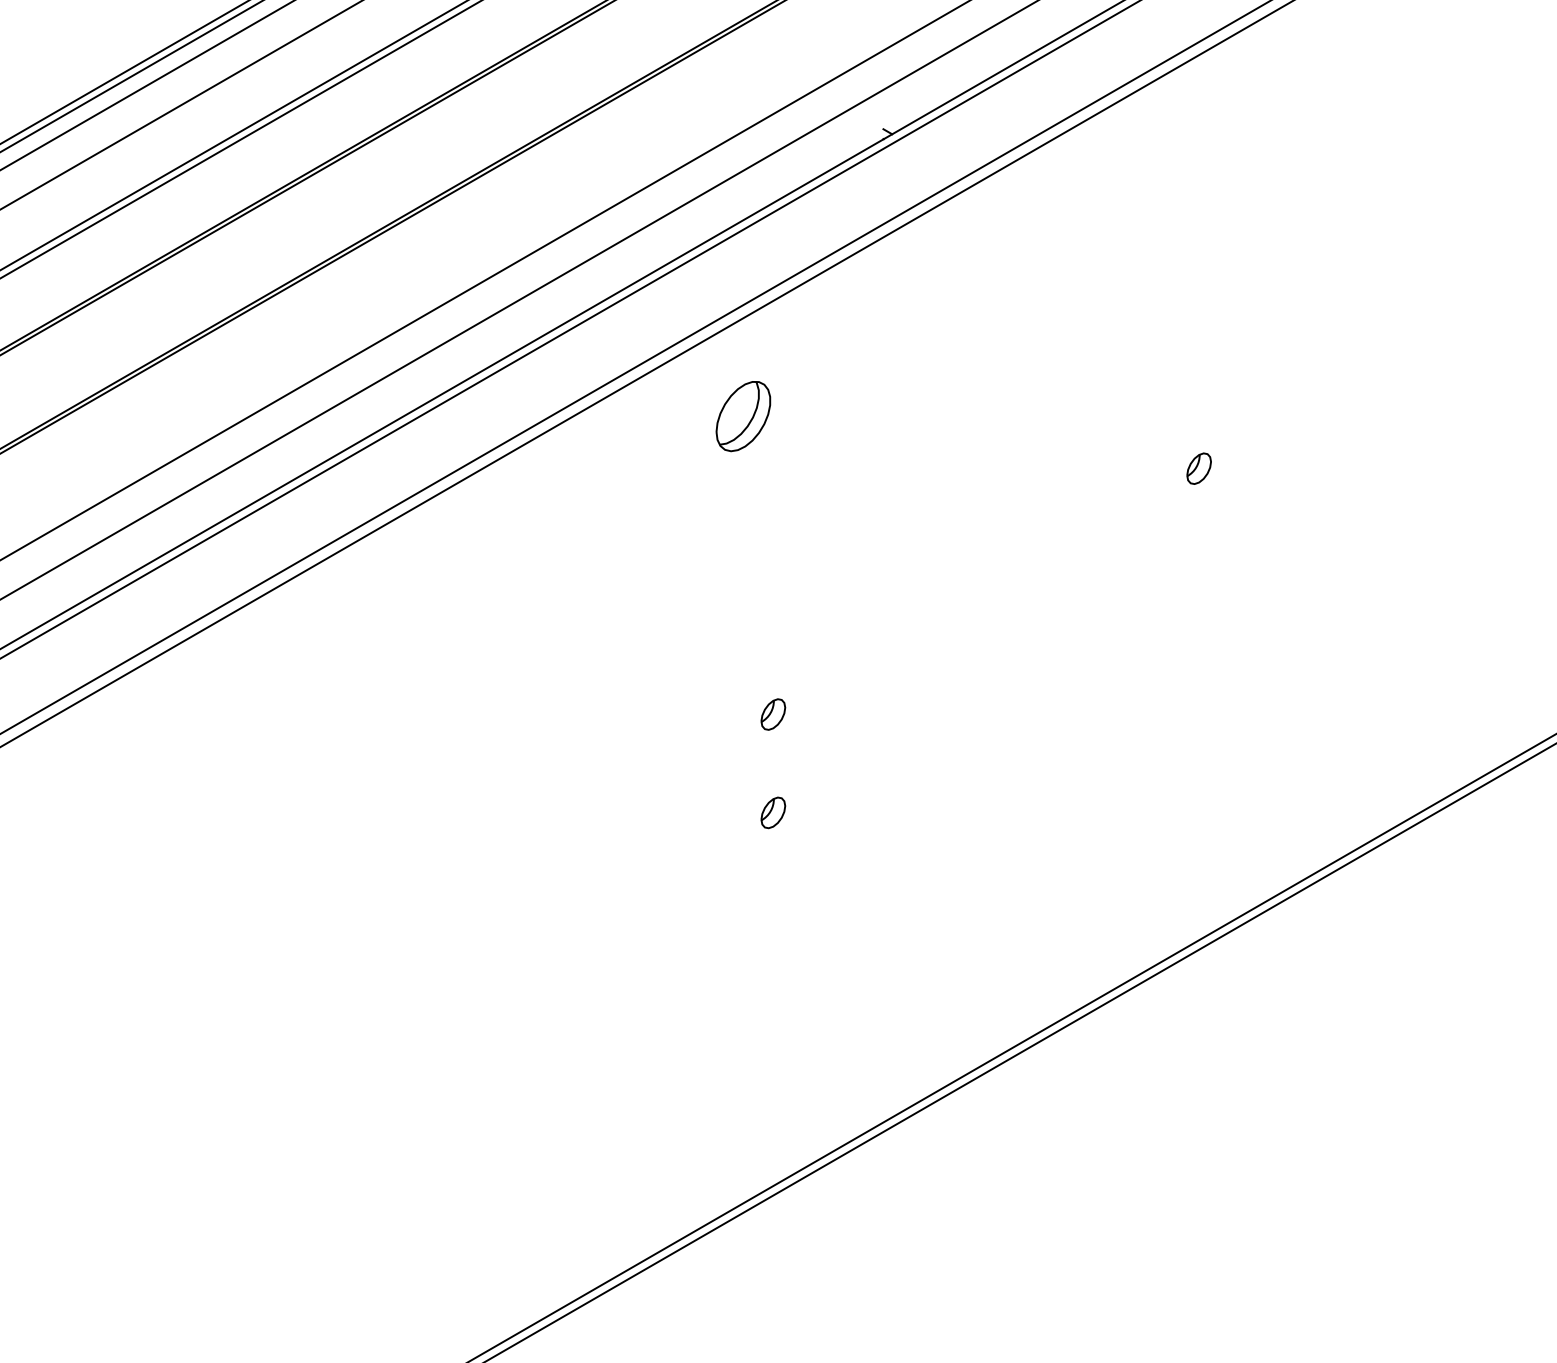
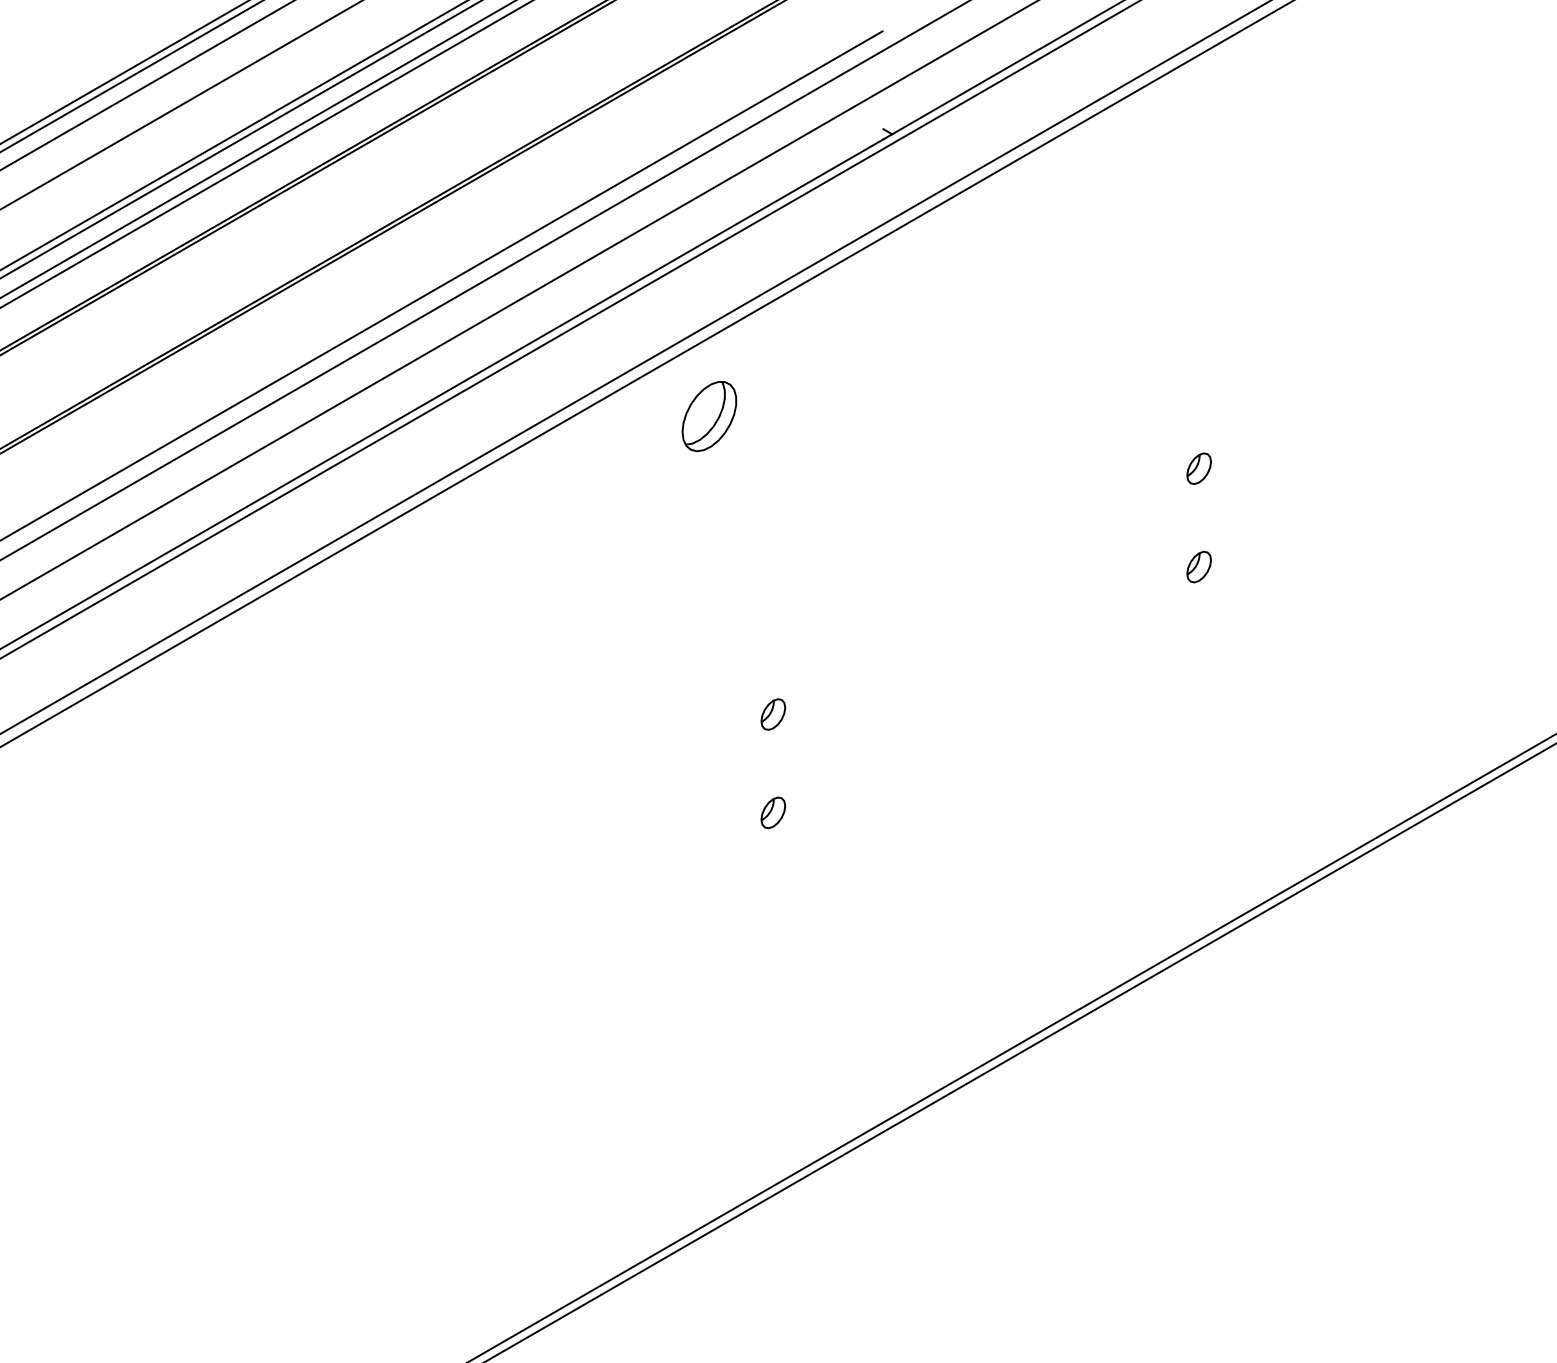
line: none -> present (257, 149)
line: none -> present (265, 154)
line: none -> present (442, 285)
part position: (743, 416) -> (709, 416) (709, 416)
part: none -> present (1198, 566)
